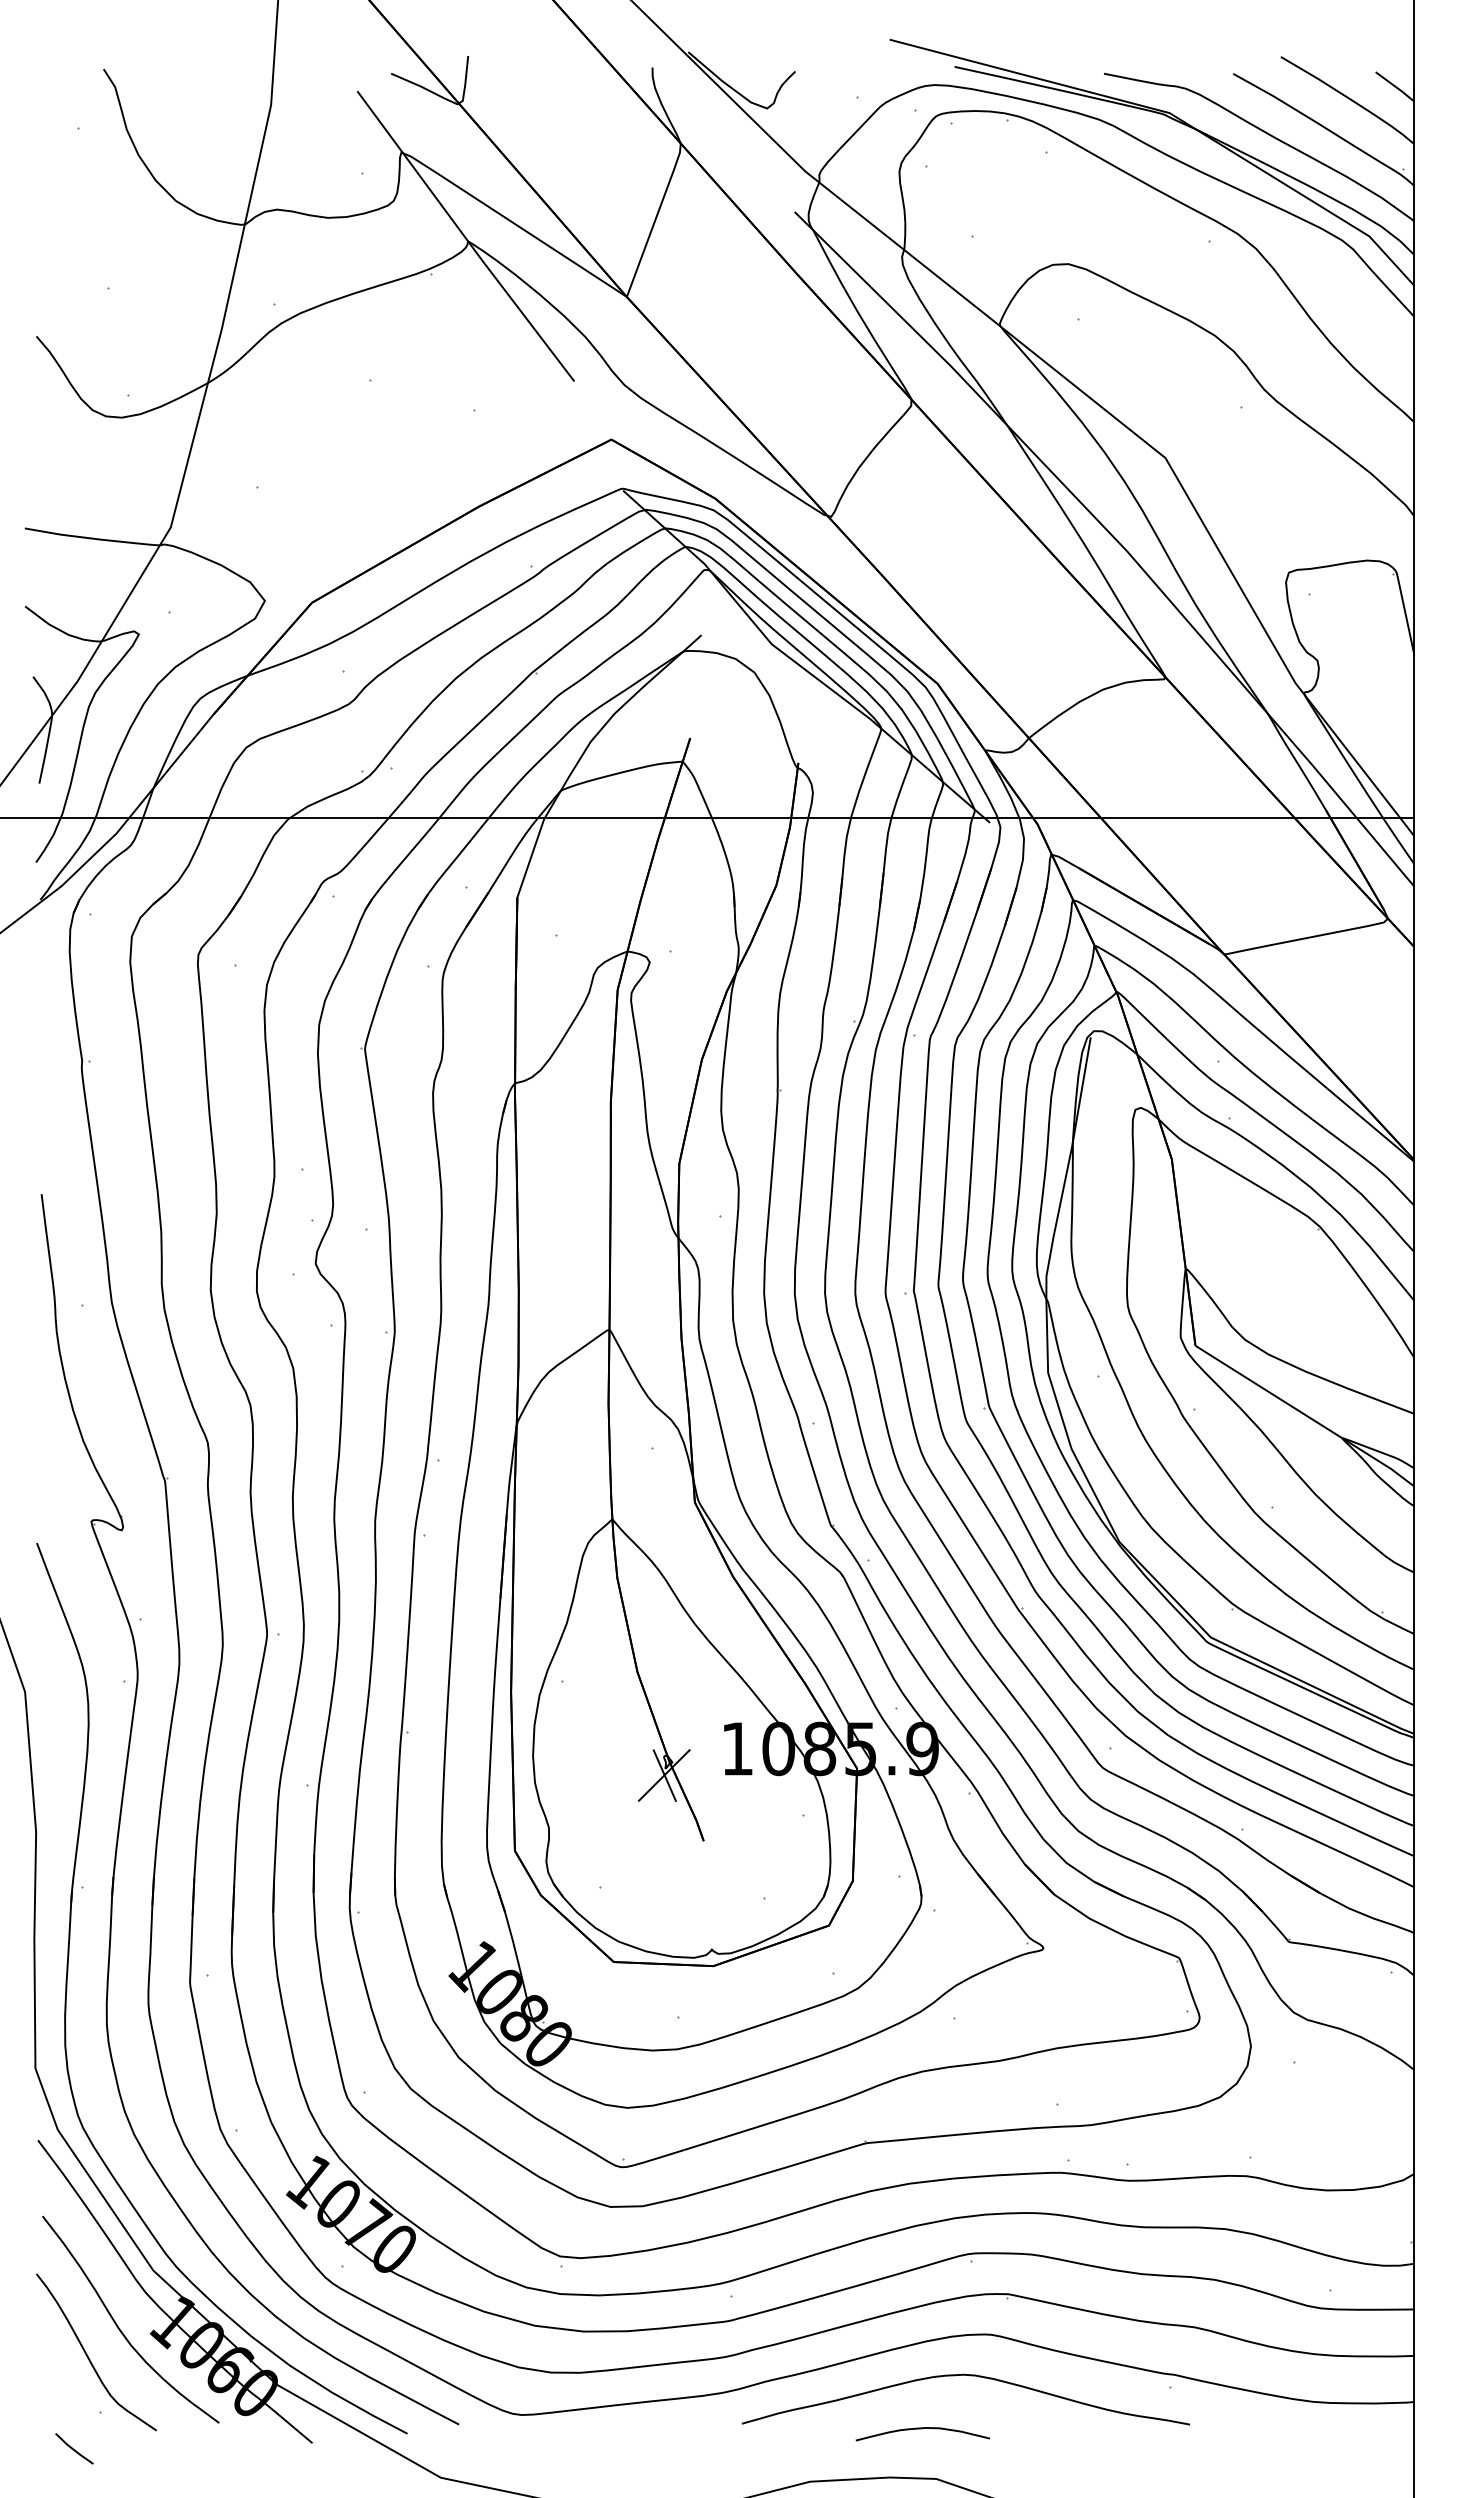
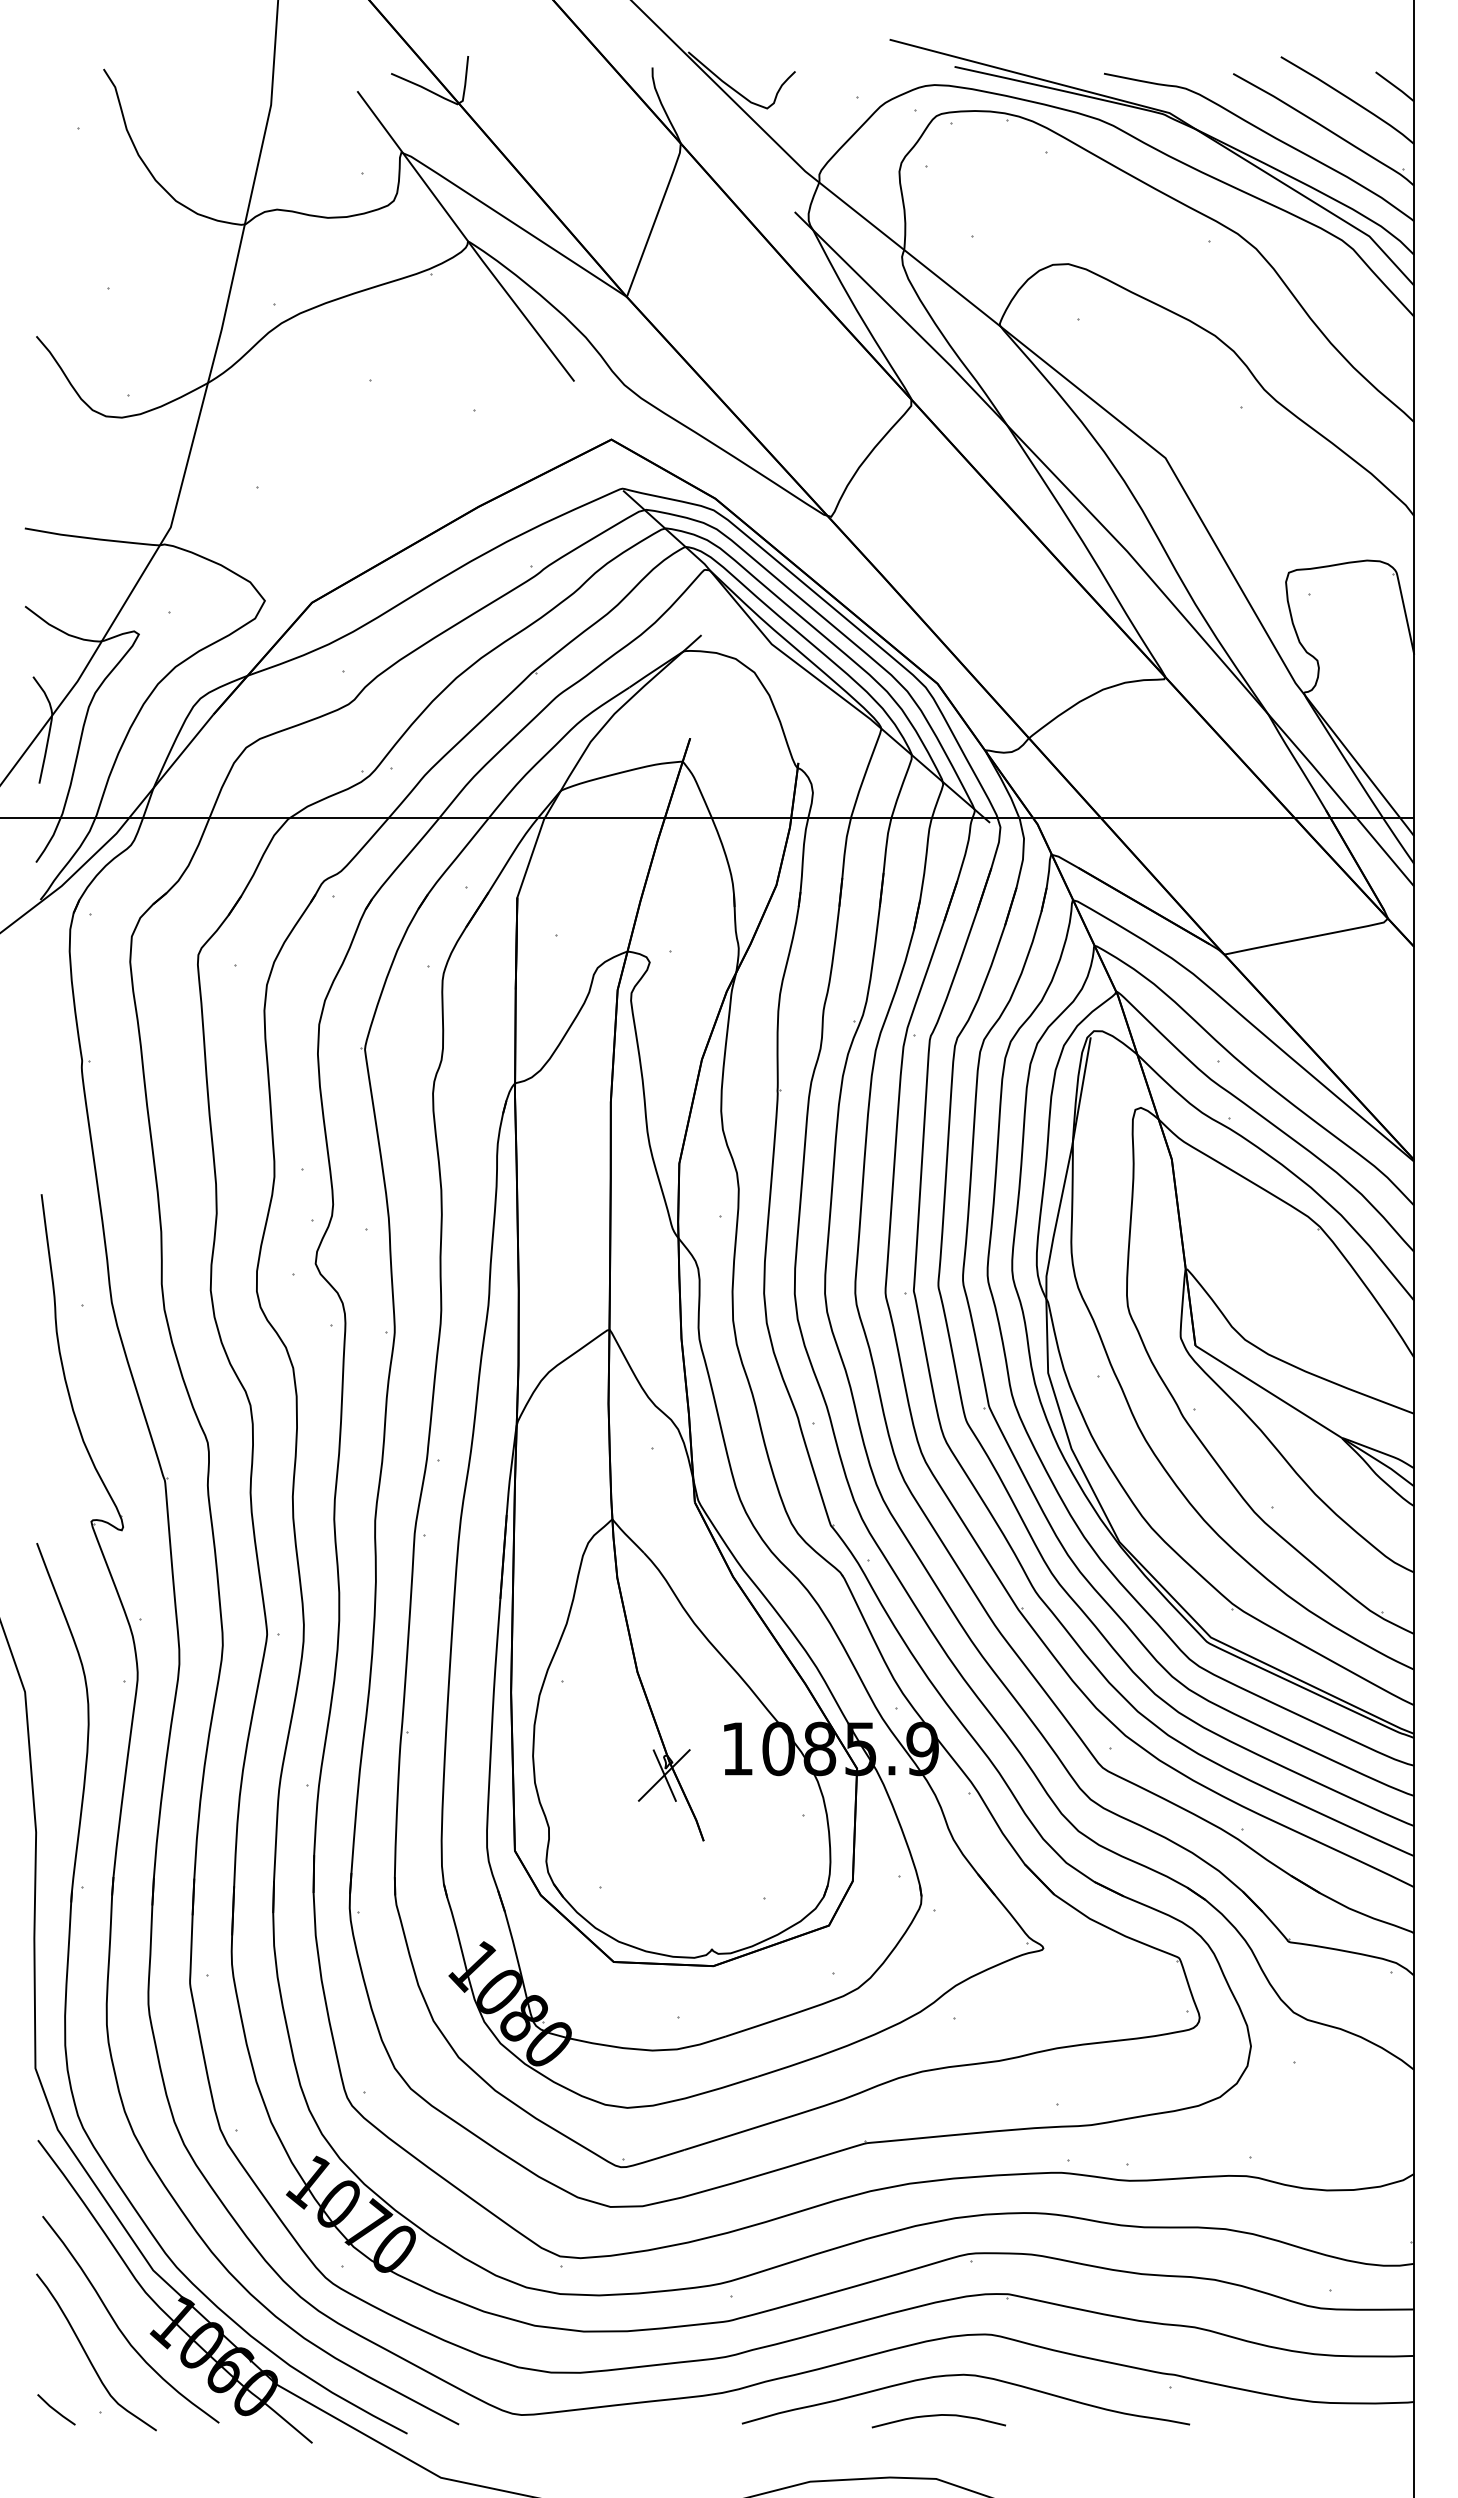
curve position: (922, 2429) -> (938, 2416) (938, 2416)
line position: (73, 2448) -> (55, 2409) (55, 2409)
